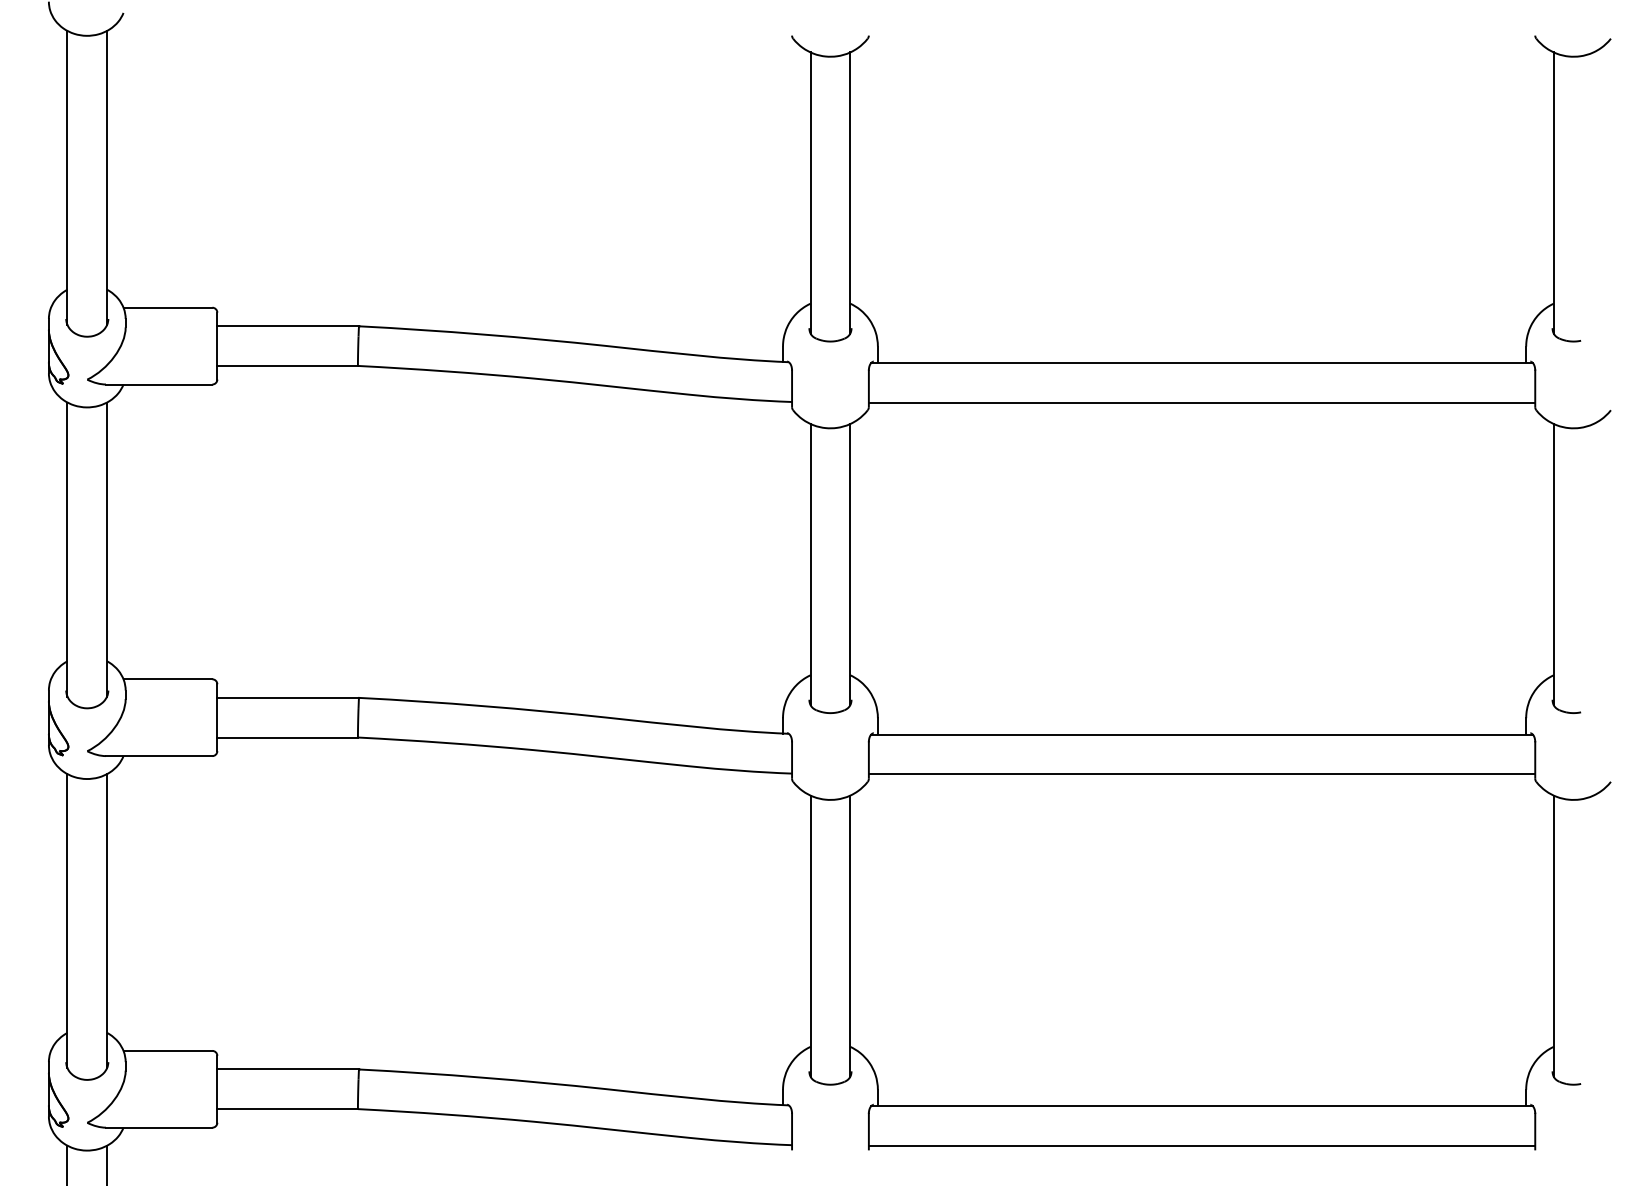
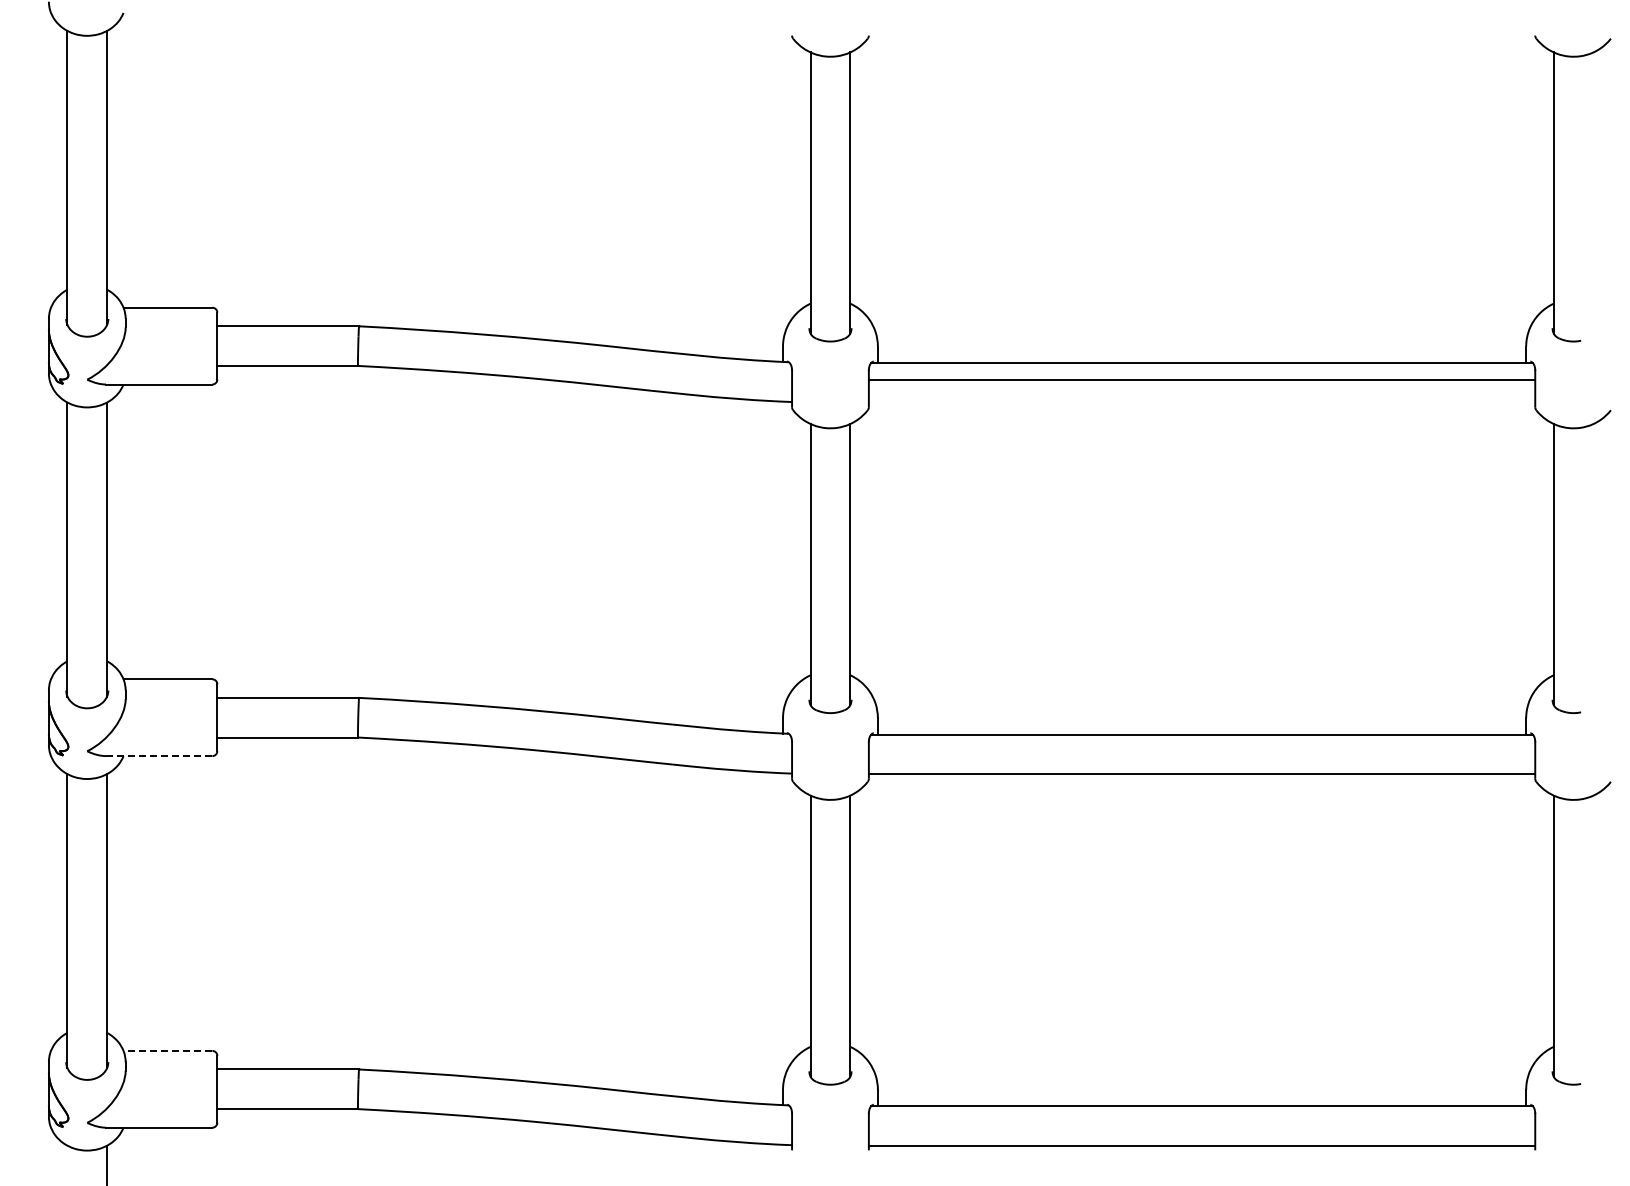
line position: (1201, 402) -> (1201, 379) (1201, 379)
line: solid -> dashed (158, 756)
line: solid -> dashed (167, 1050)
line: present -> none (67, 1163)
